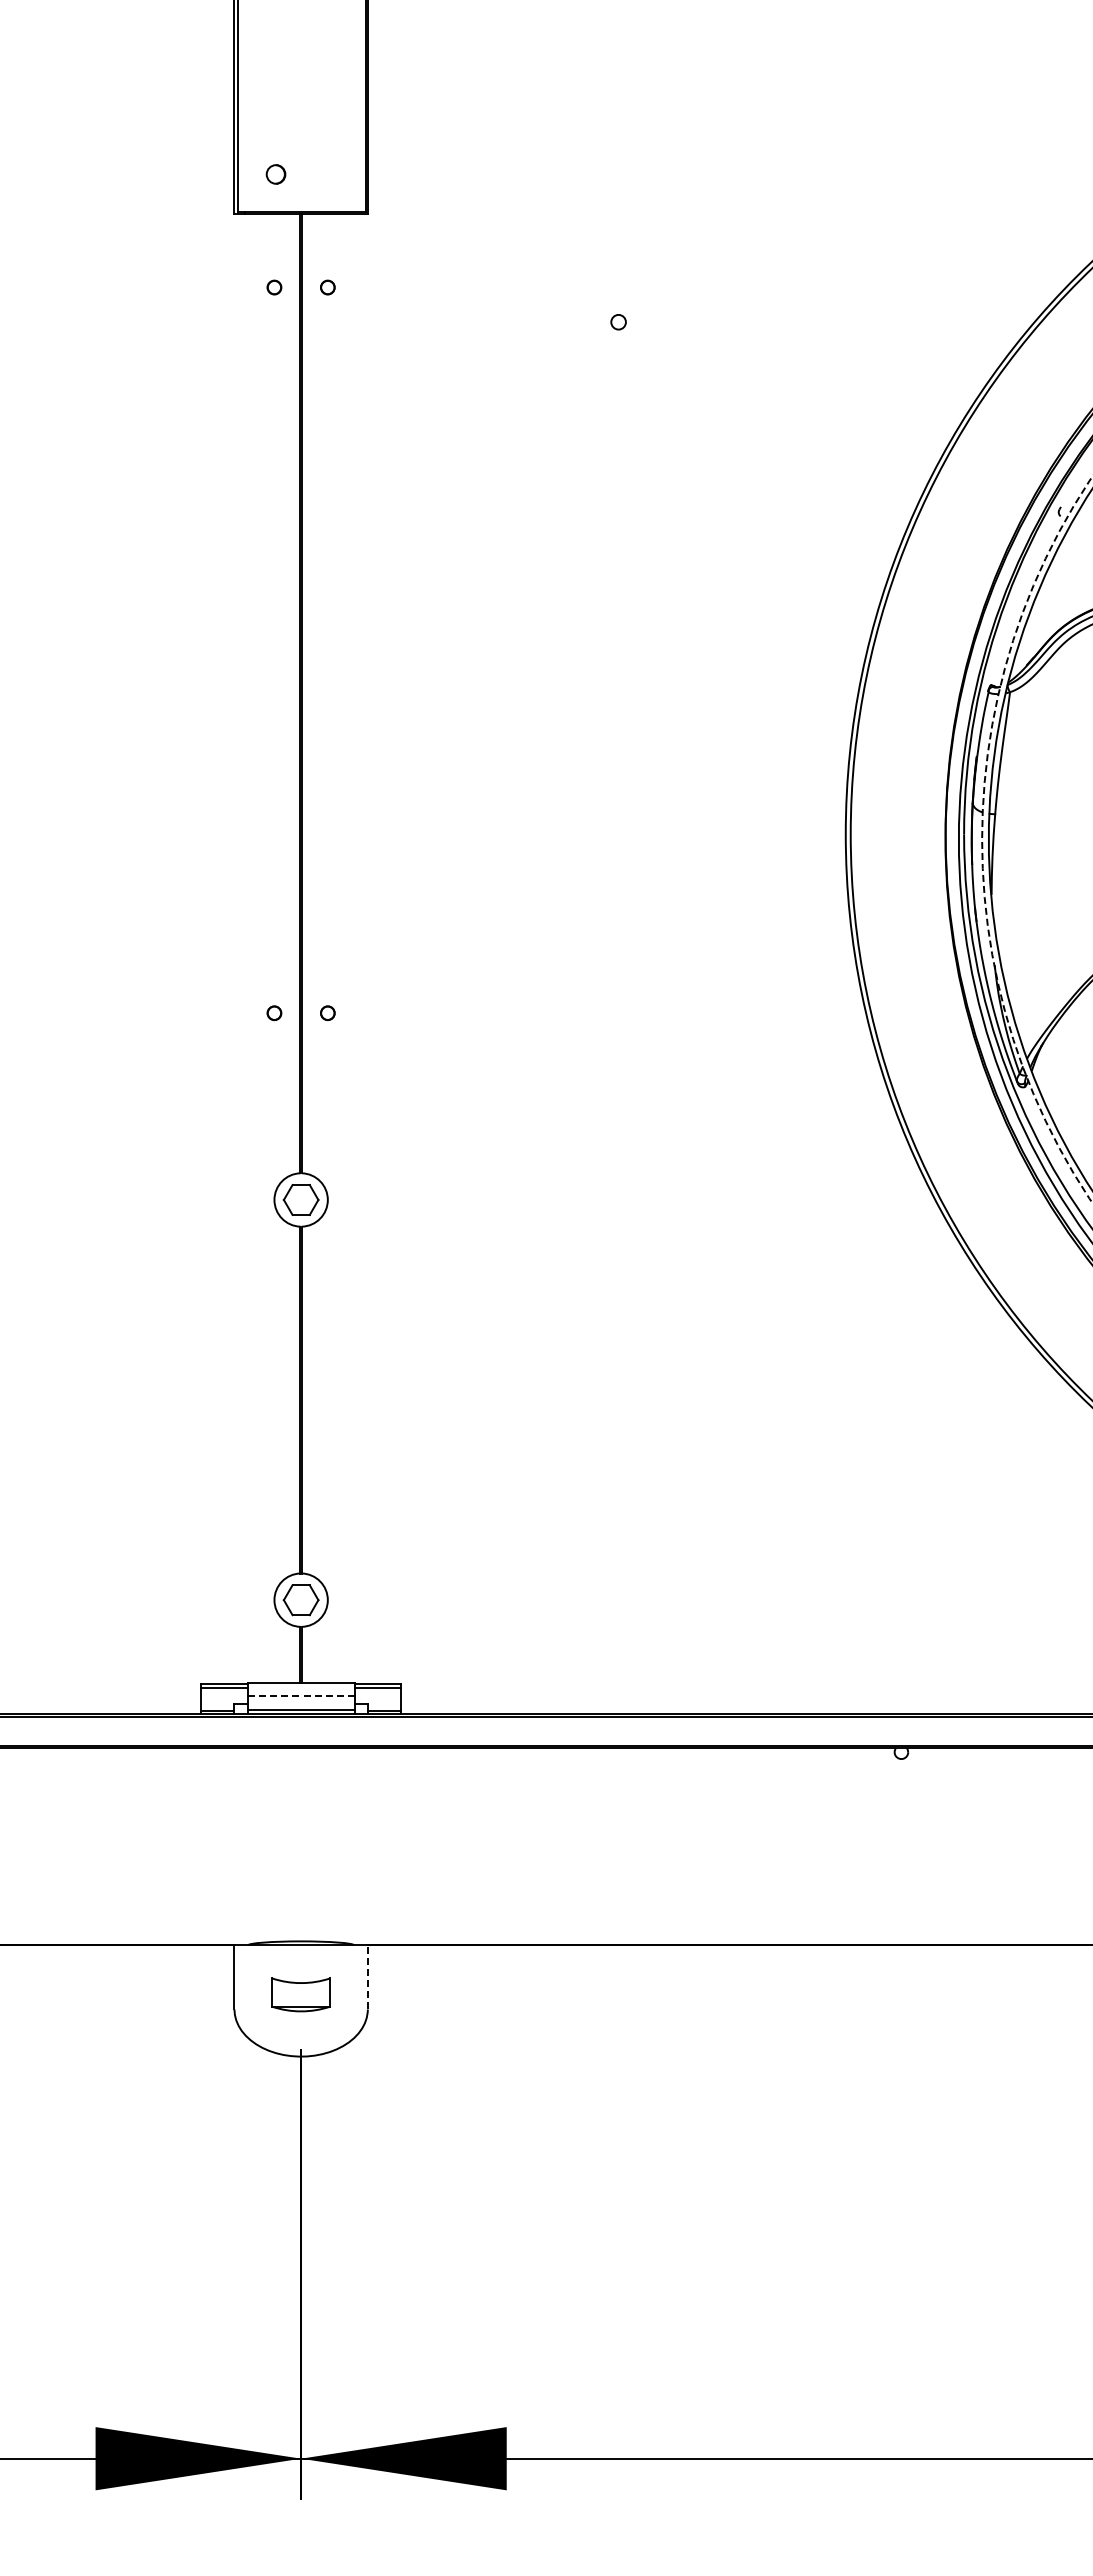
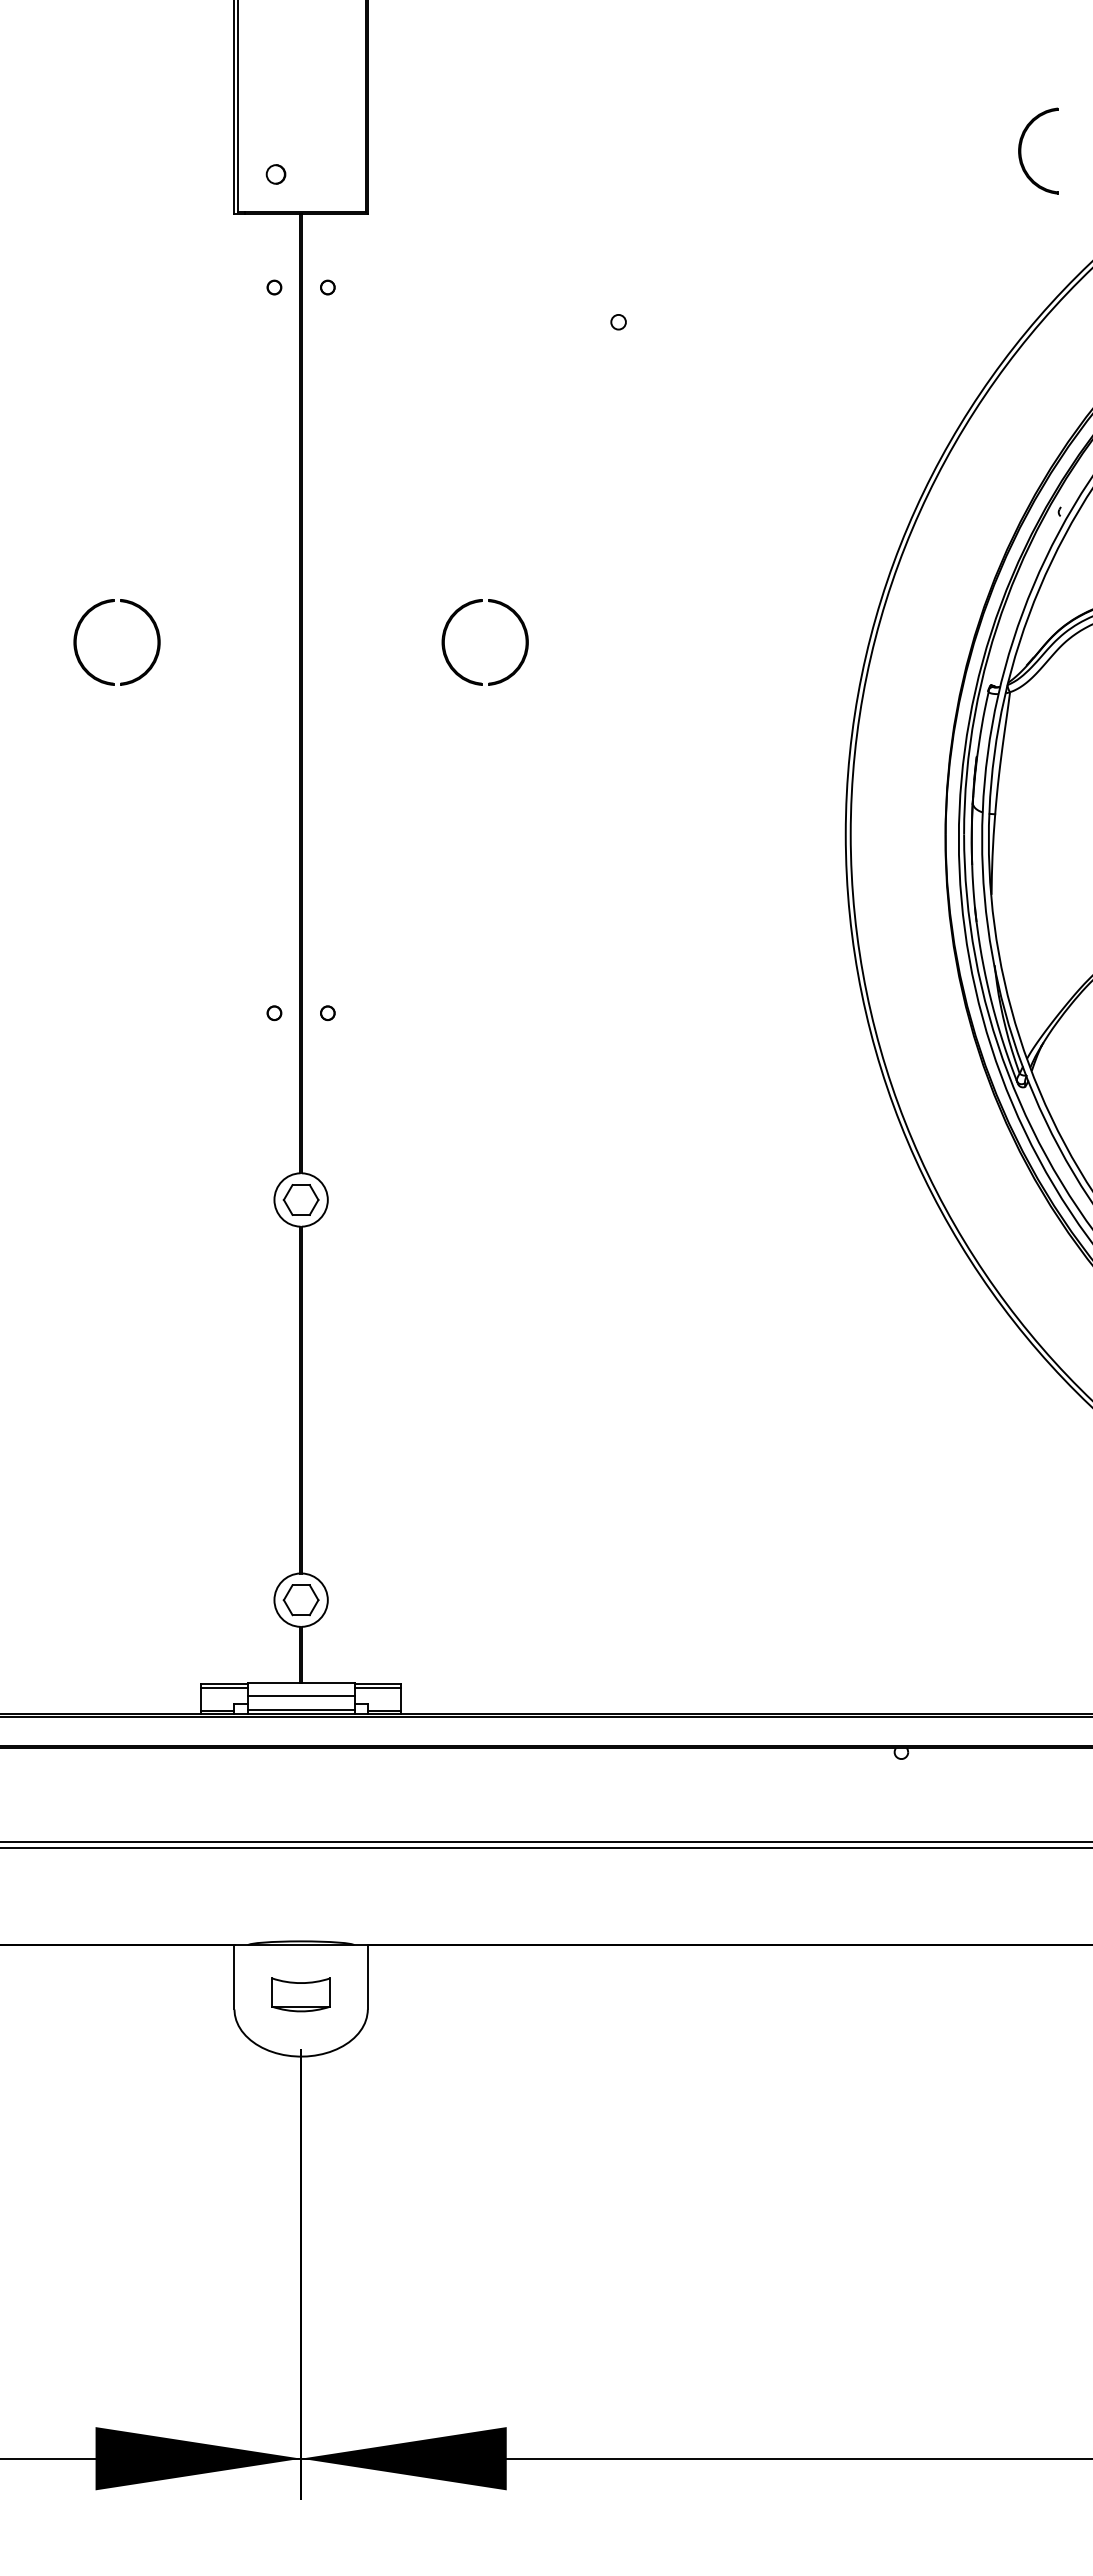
part: none -> present (1021, 150)
part: none -> present (447, 655)
part: none -> present (80, 658)
arc: dashed -> solid (982, 839)
line: dashed -> solid (300, 1695)
line: none -> present (545, 1841)
line: none -> present (545, 1848)
line: dashed -> solid (367, 1976)
